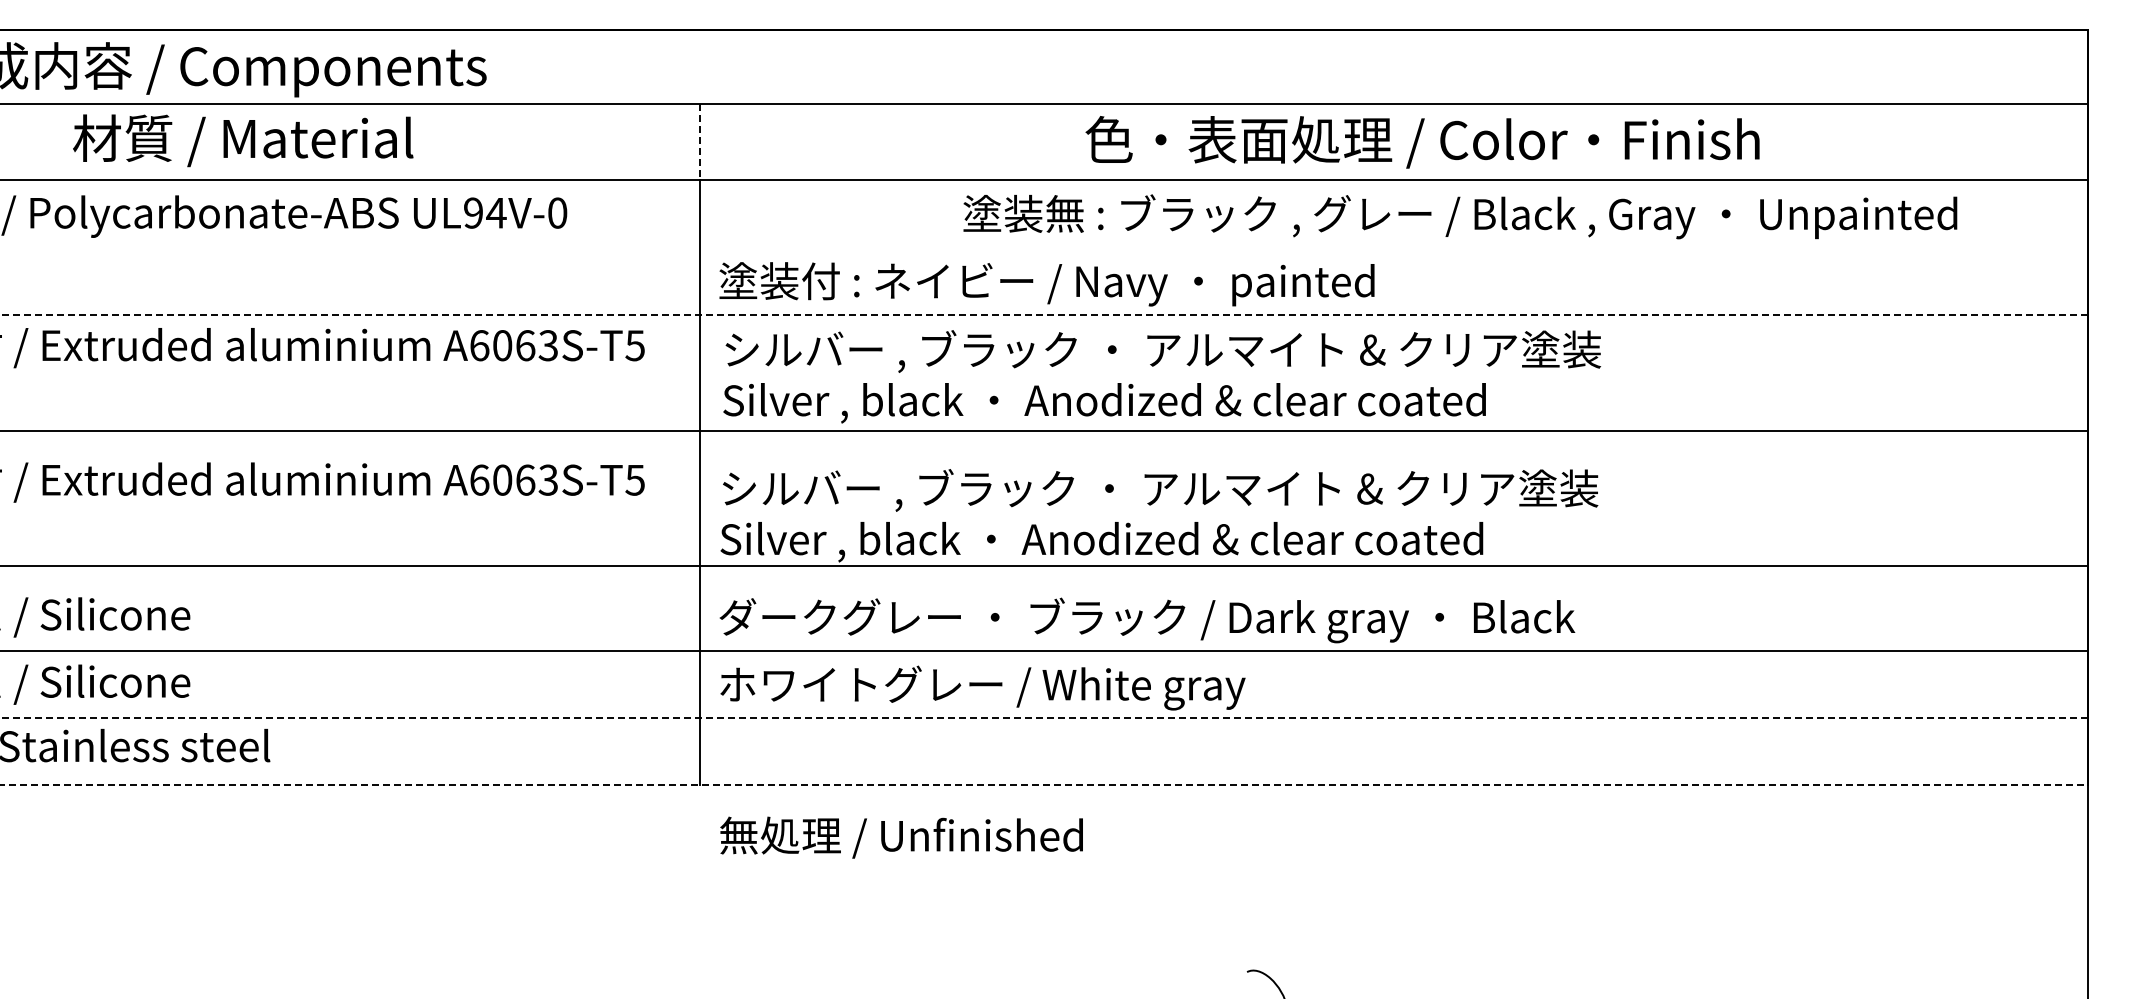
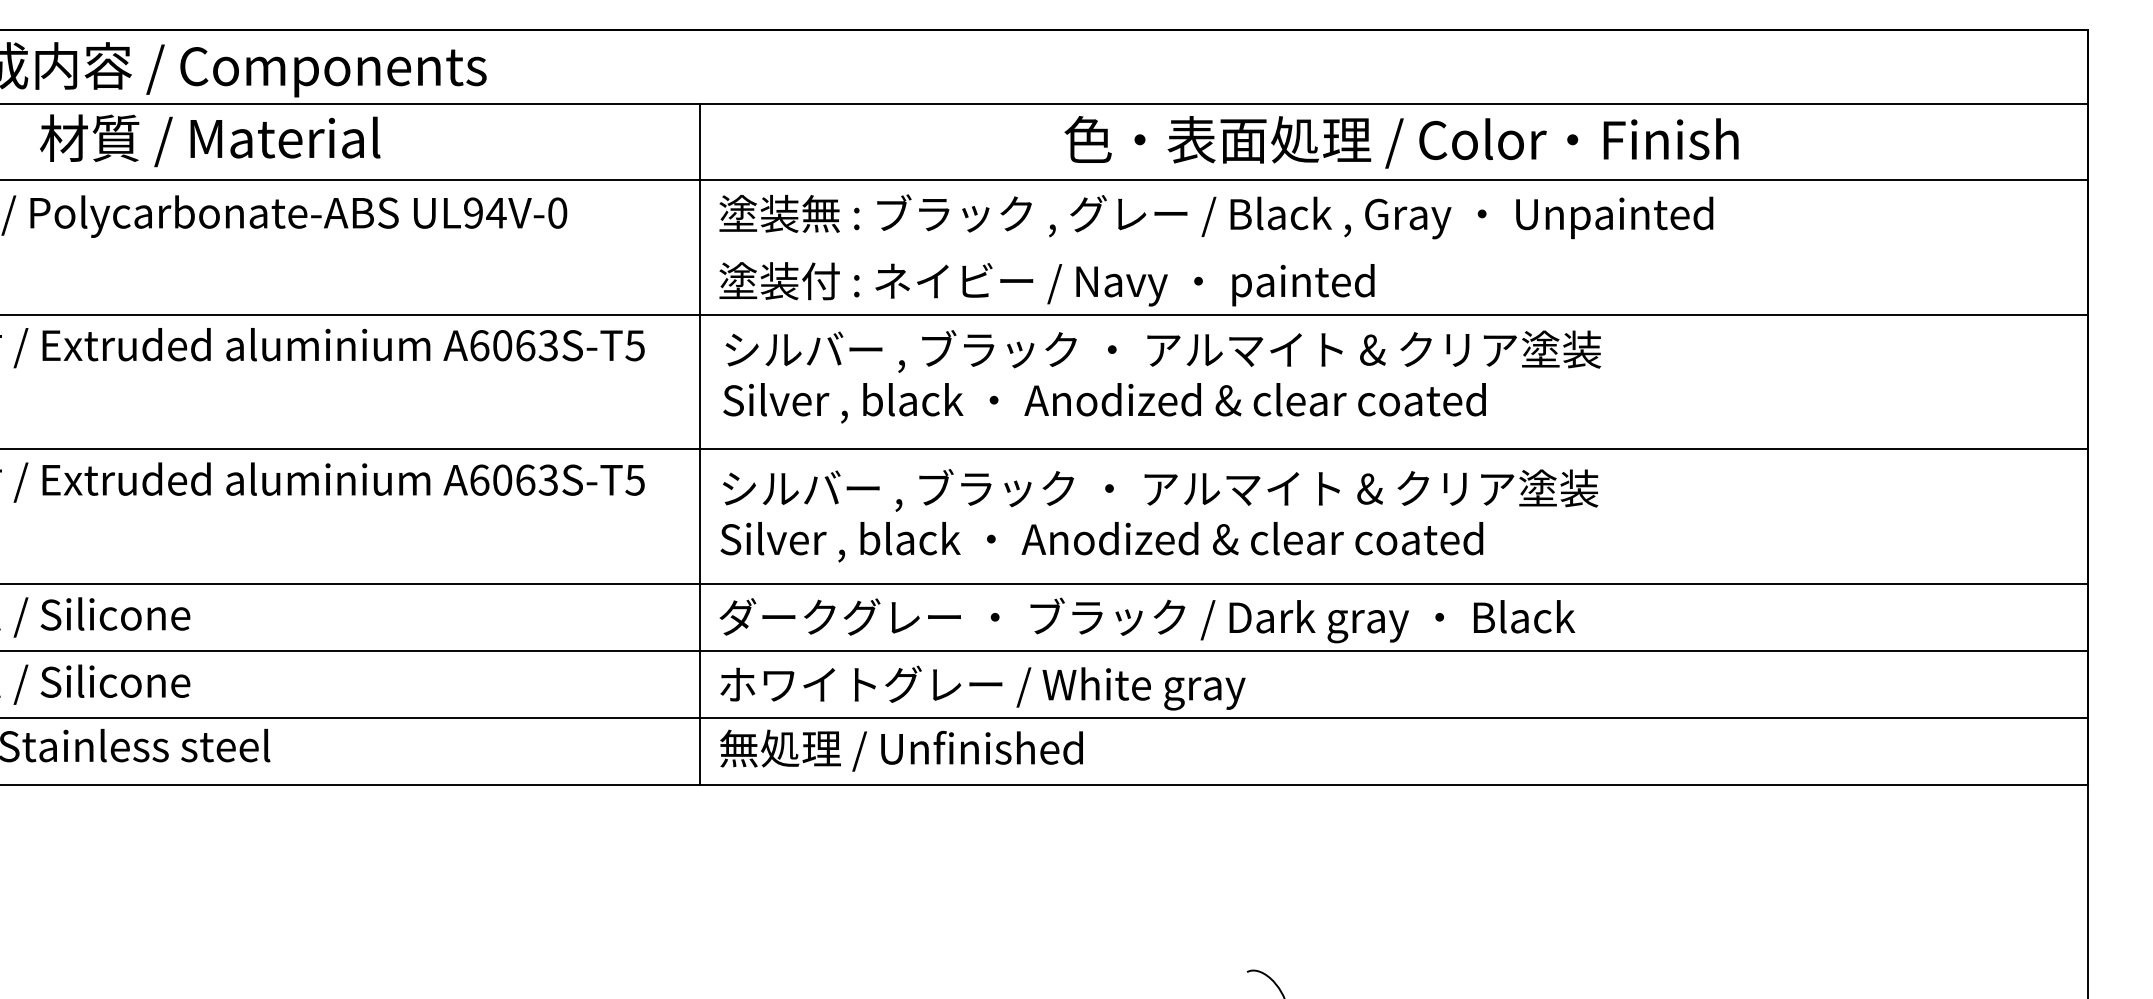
text position: (243, 140) -> (210, 140) (210, 140)
line: dashed -> solid (699, 142)
text position: (1422, 142) -> (1401, 142) (1401, 142)
text position: (1460, 216) -> (1216, 216) (1216, 216)
line: dashed -> solid (1044, 314)
line position: (1045, 431) -> (1045, 449) (1045, 449)
line position: (1045, 565) -> (1045, 583) (1045, 583)
line: dashed -> solid (1044, 718)
line: dashed -> solid (1044, 785)
text position: (901, 837) -> (901, 750) (901, 750)
